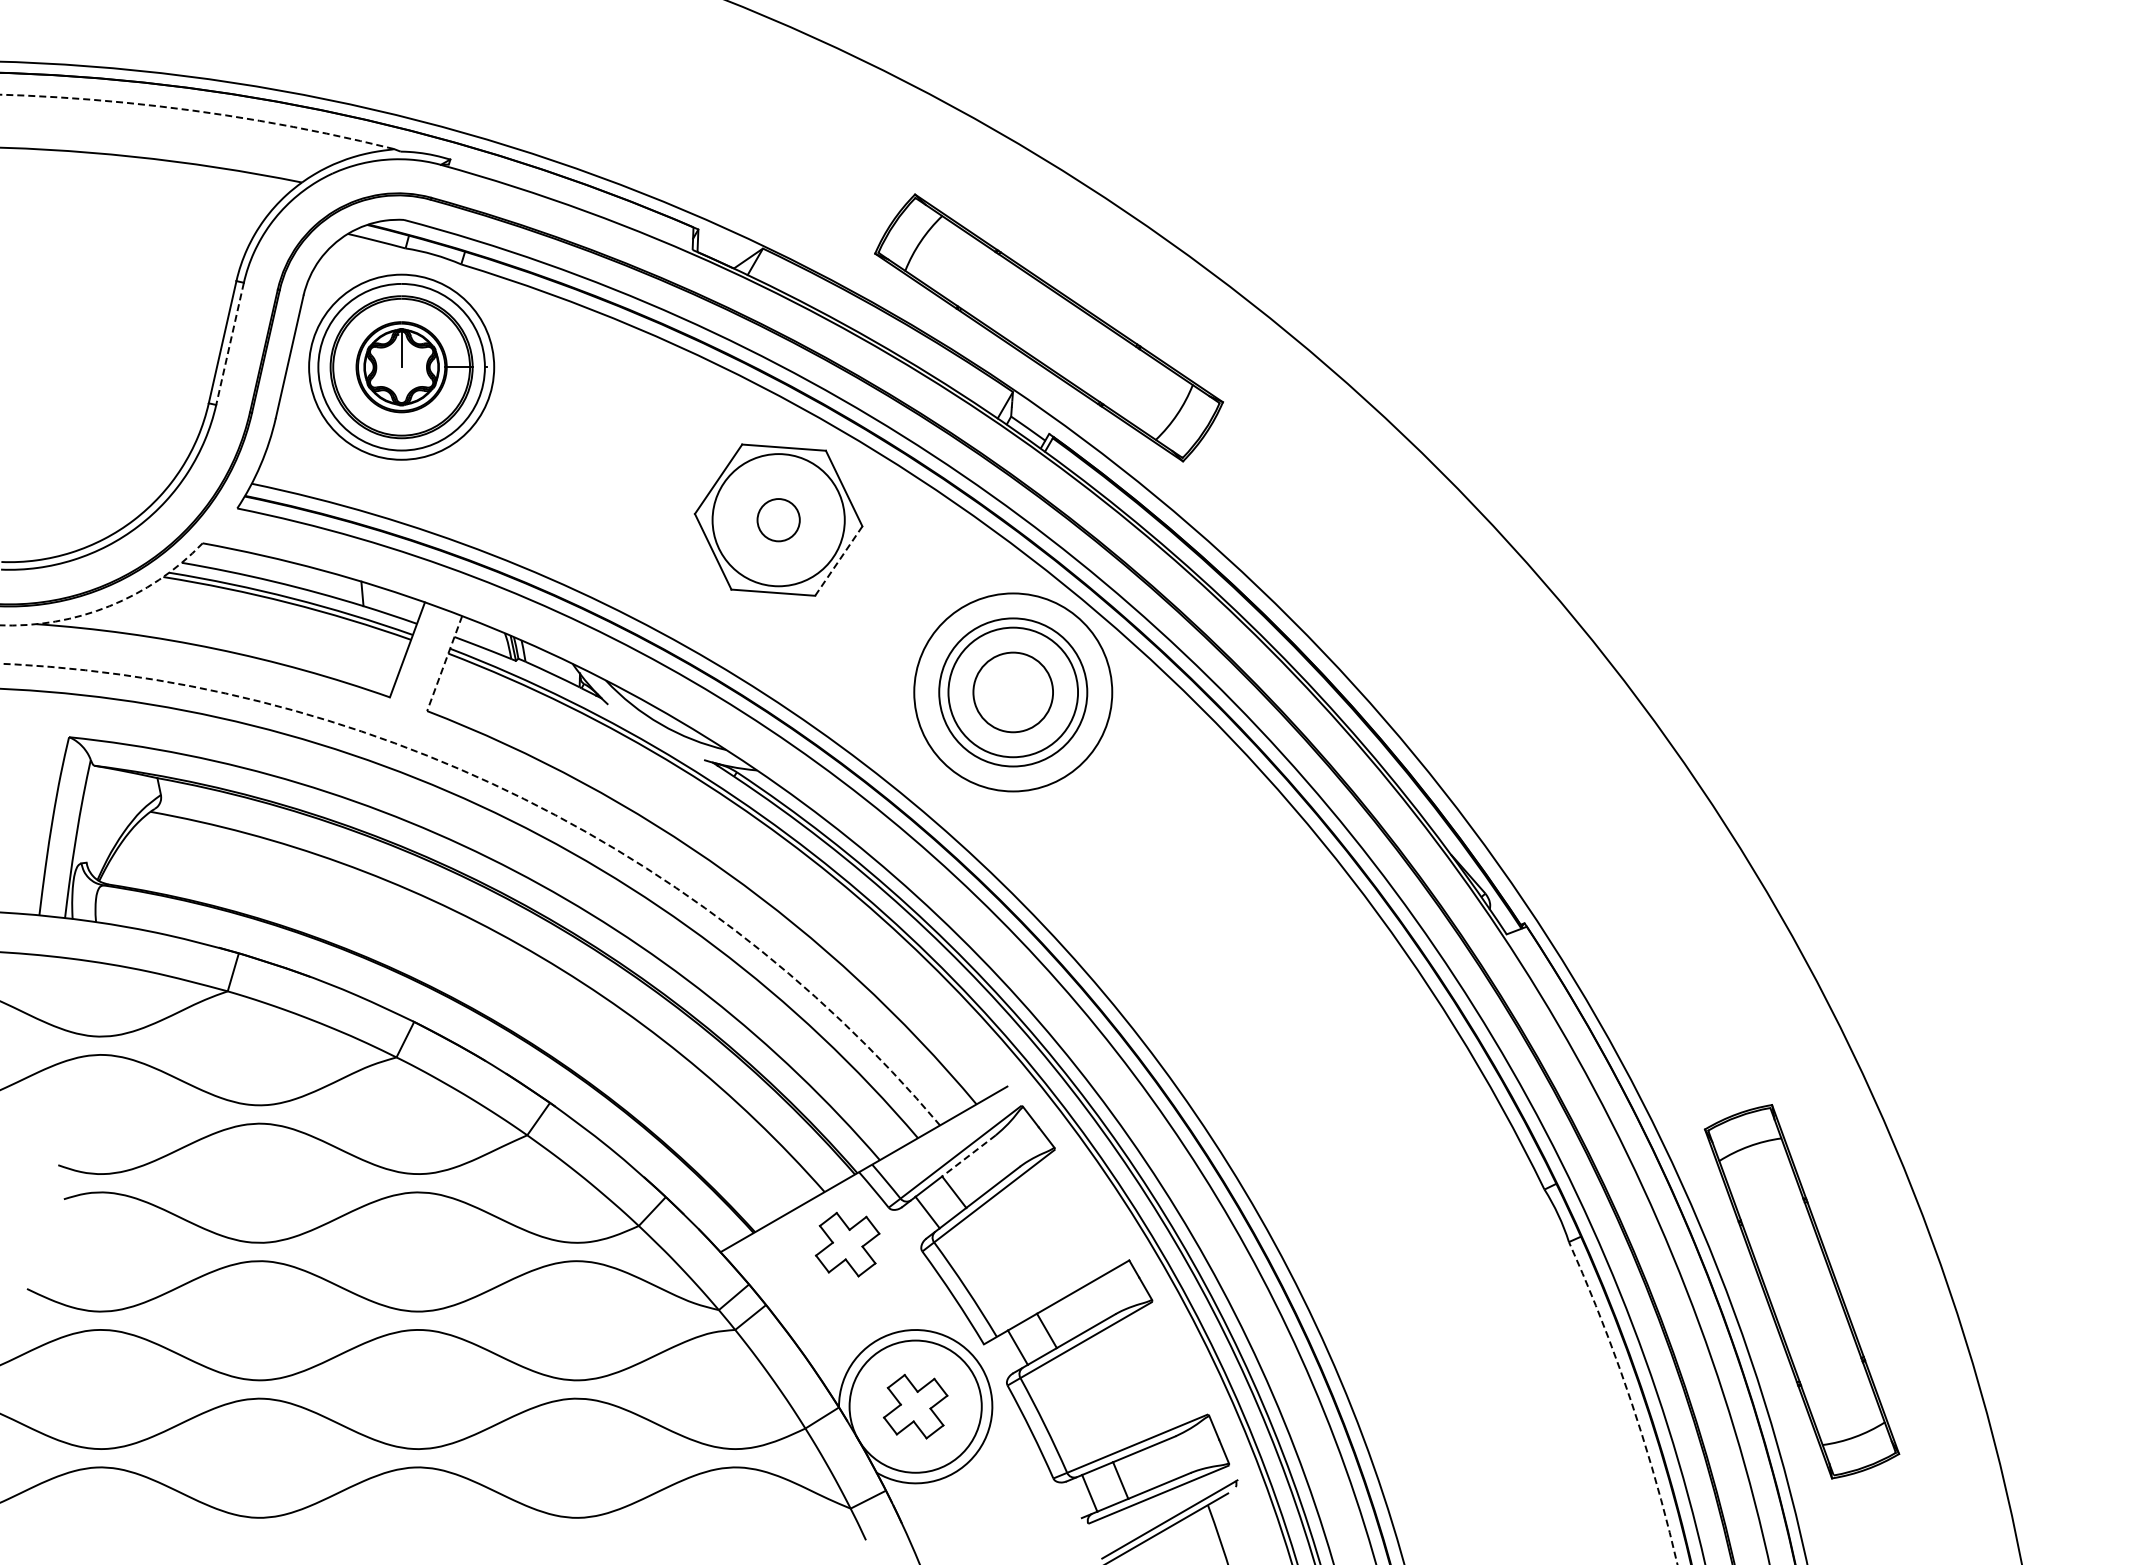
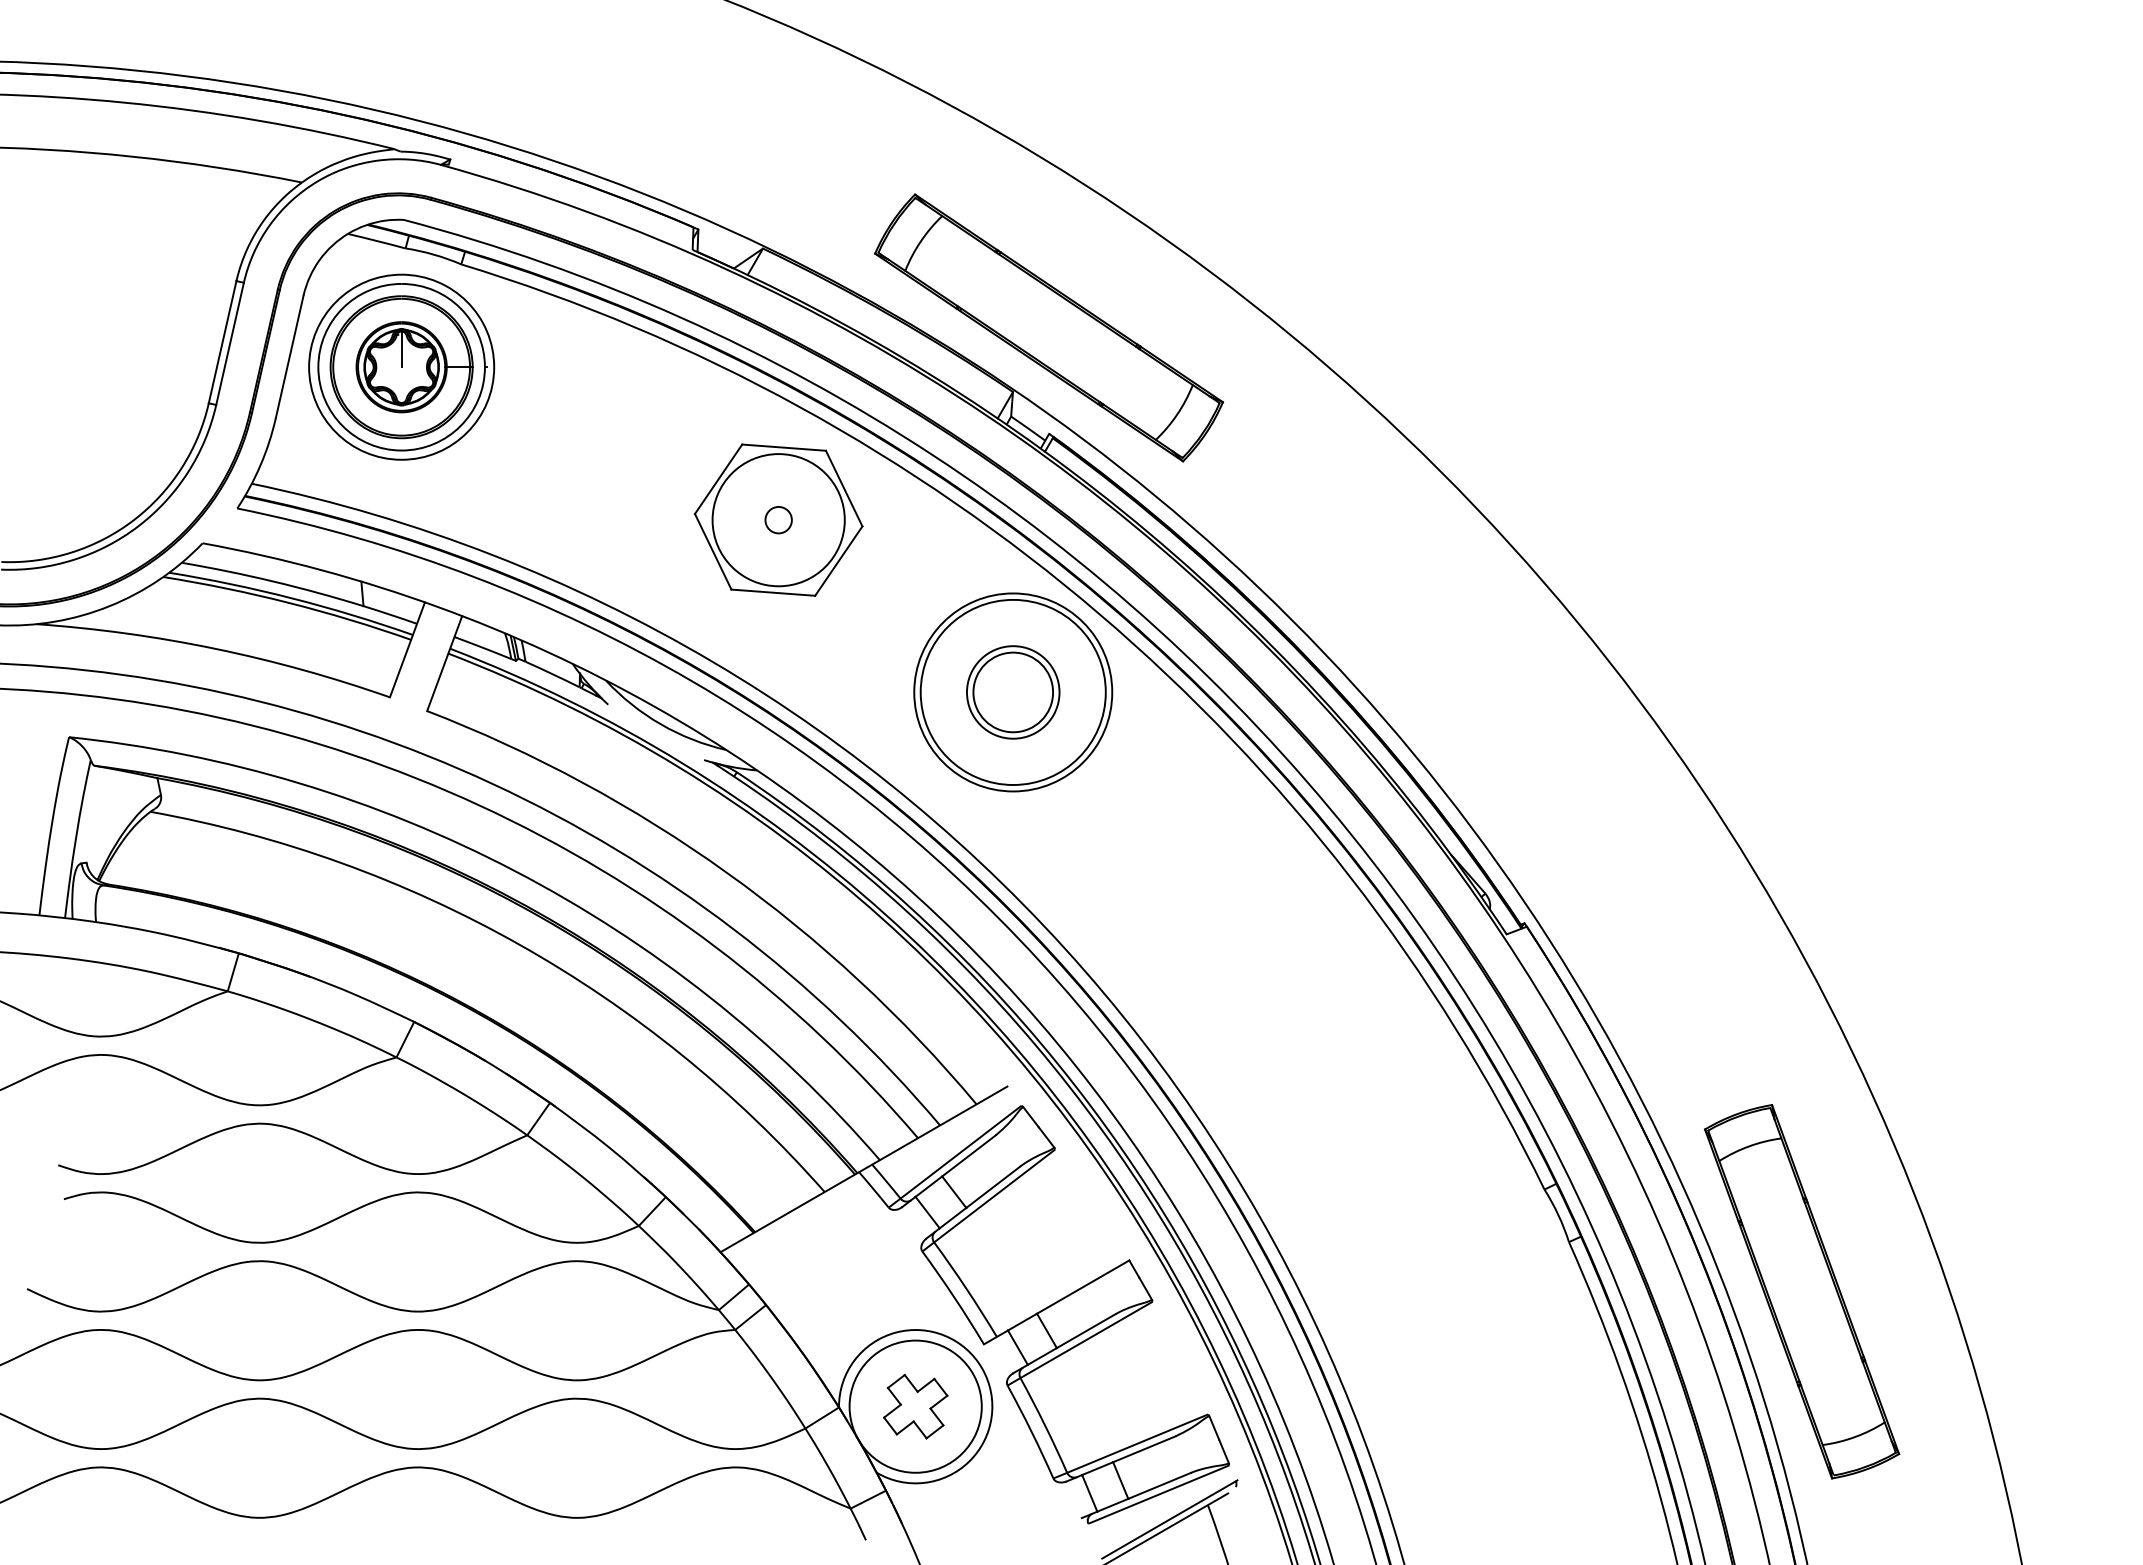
arc: dashed -> solid (199, 111)
line: dashed -> solid (230, 343)
circle diameter: 42 px -> 26 px (778, 519)
line: dashed -> solid (838, 561)
arc: dashed -> solid (110, 605)
line: dashed -> solid (444, 663)
circle diameter: 130 px -> 185 px (1012, 692)
circle diameter: 148 px -> 93 px (1012, 692)
arc: dashed -> solid (517, 796)
line: dashed -> solid (969, 1155)
part: present -> none (847, 1244)
arc: dashed -> solid (1630, 1400)
